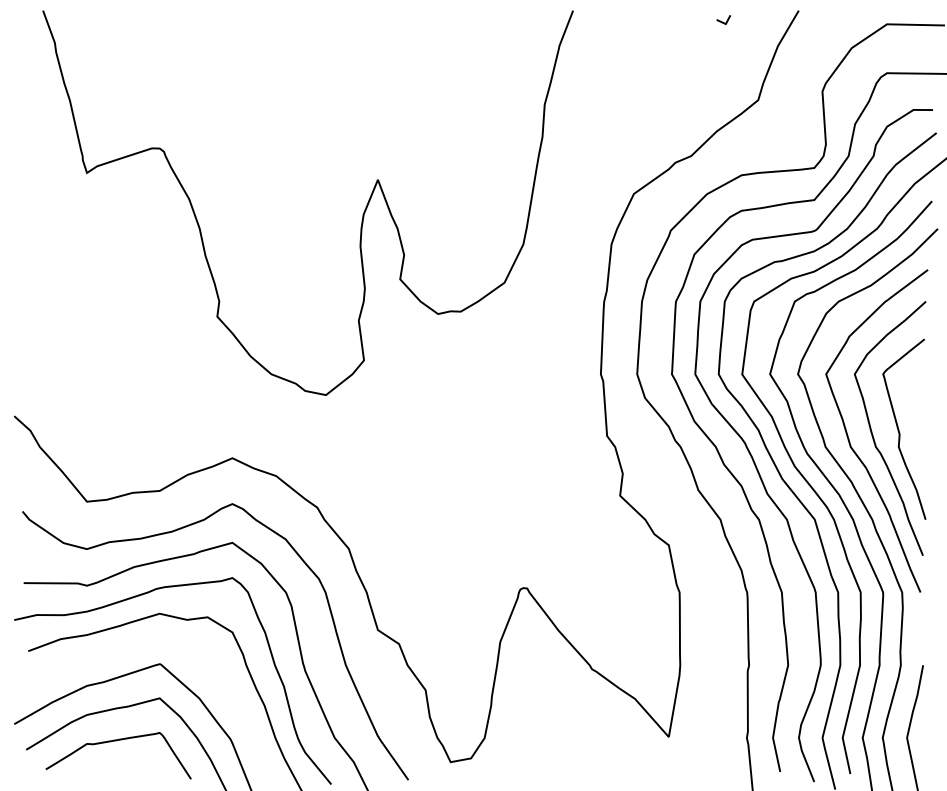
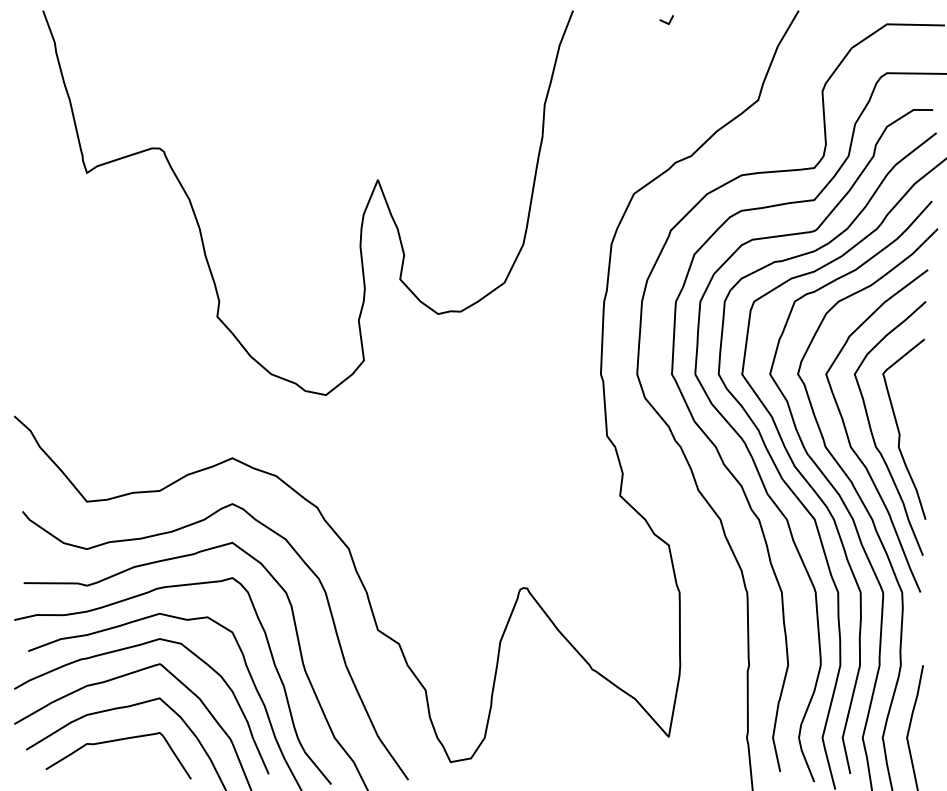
line position: (722, 21) -> (665, 21) (665, 21)
curve: none -> present (126, 649)
